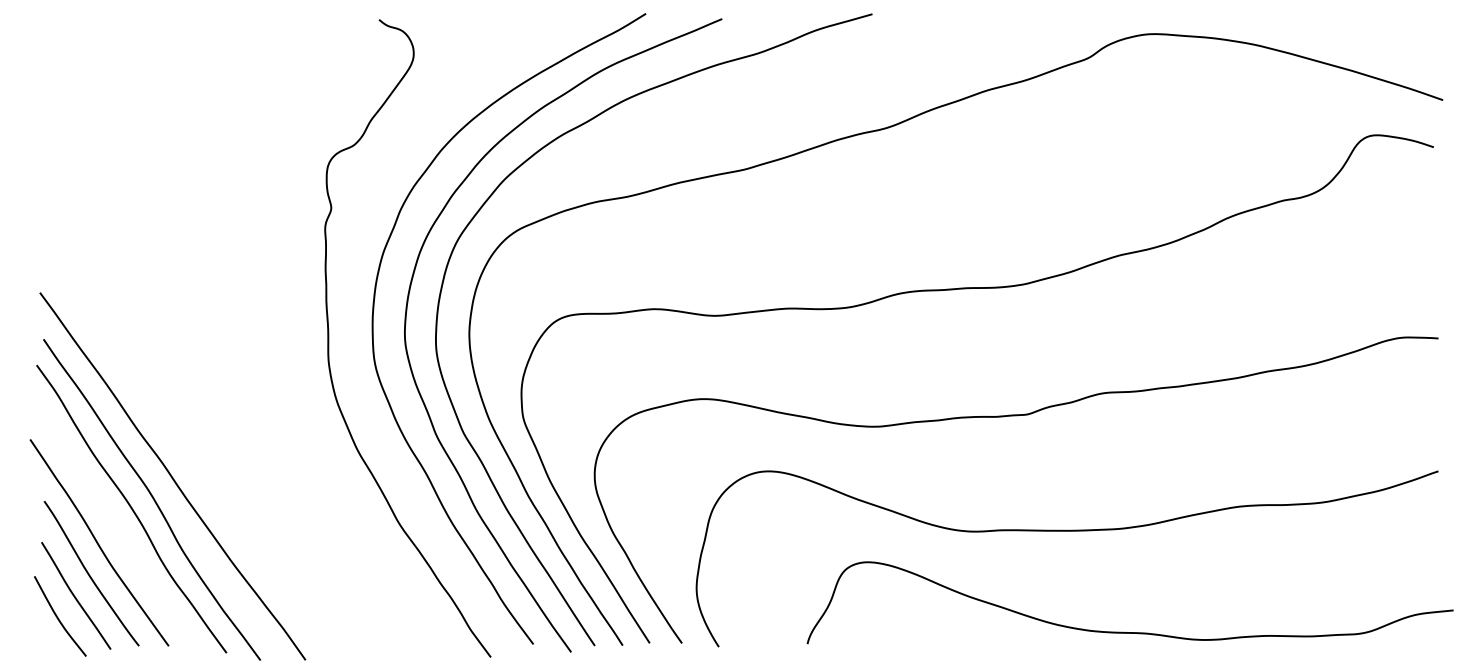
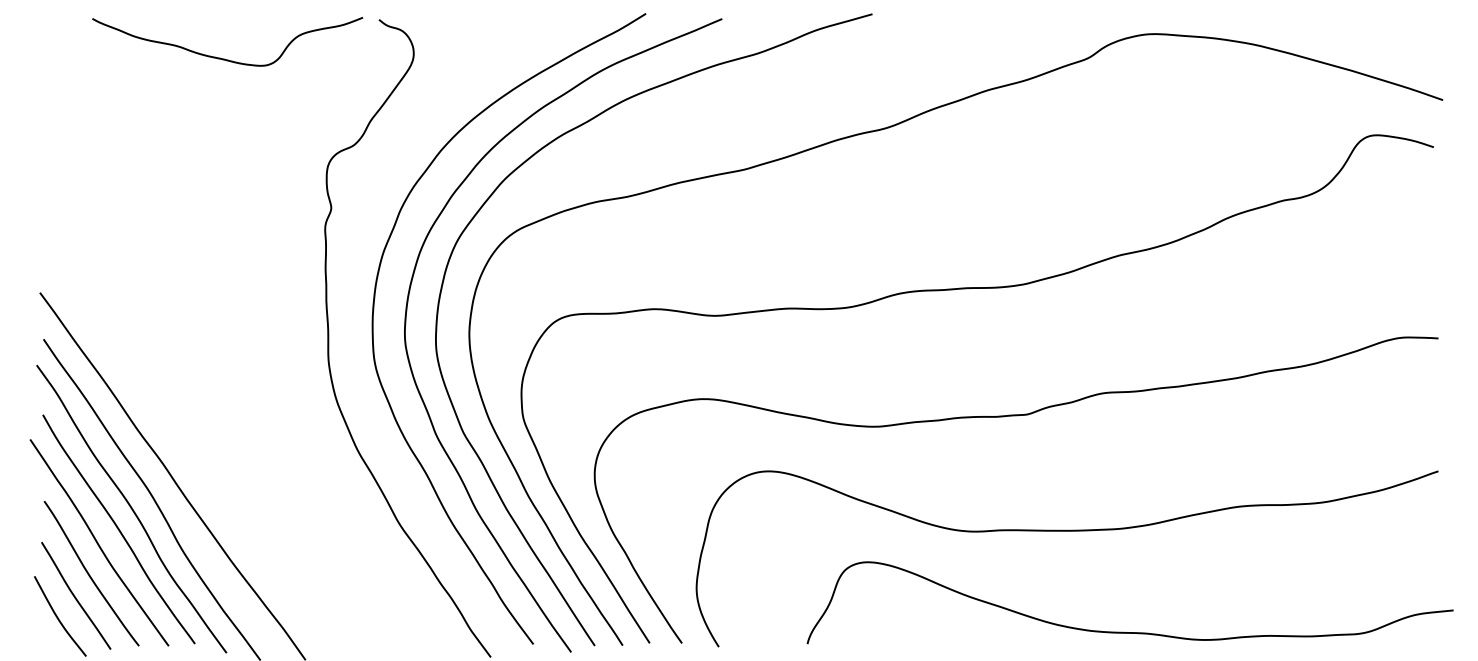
curve: none -> present (224, 58)
curve: none -> present (118, 529)
